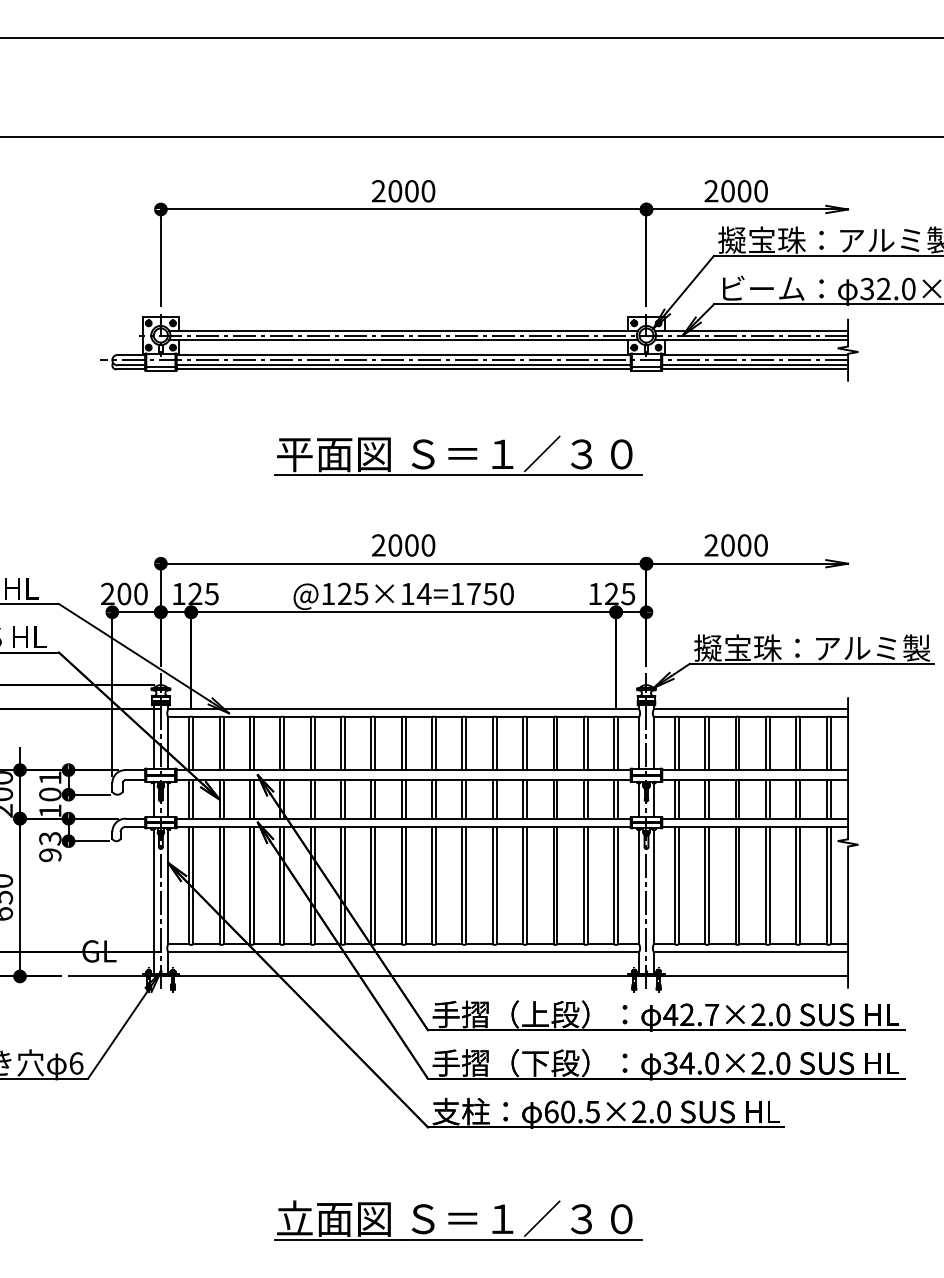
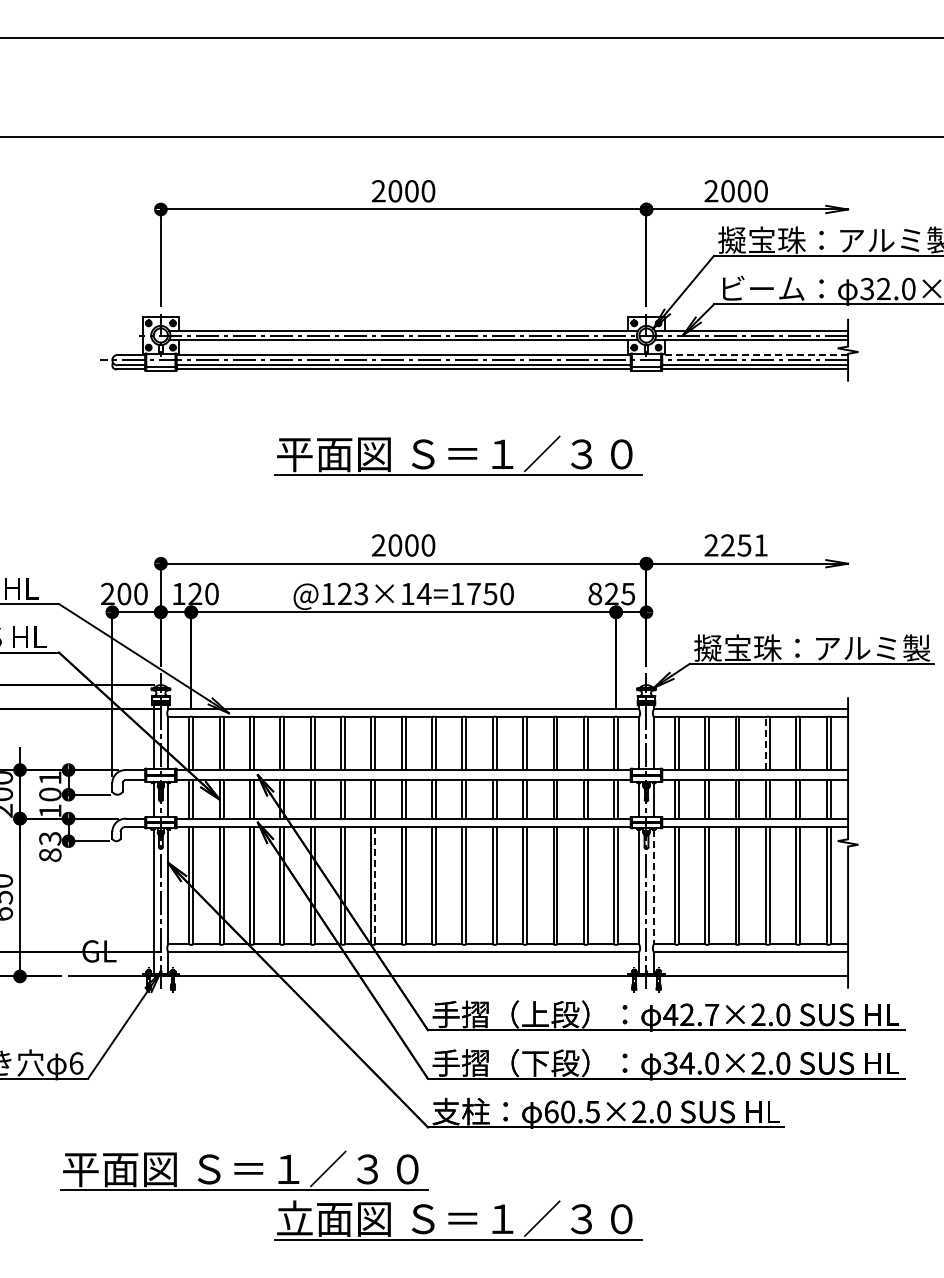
line: solid -> dashed (755, 355)
text: 2000 -> 2251 (744, 545)
text: 125 -> 120 (211, 593)
text: @125×14=1750 -> @123×14=1750 (361, 593)
text: 125 -> 825 (595, 593)
line: solid -> dashed (765, 743)
text: 93 -> 83 (50, 855)
line: solid -> dashed (375, 885)
line: solid -> dashed (653, 887)
part: none -> present (244, 1170)
